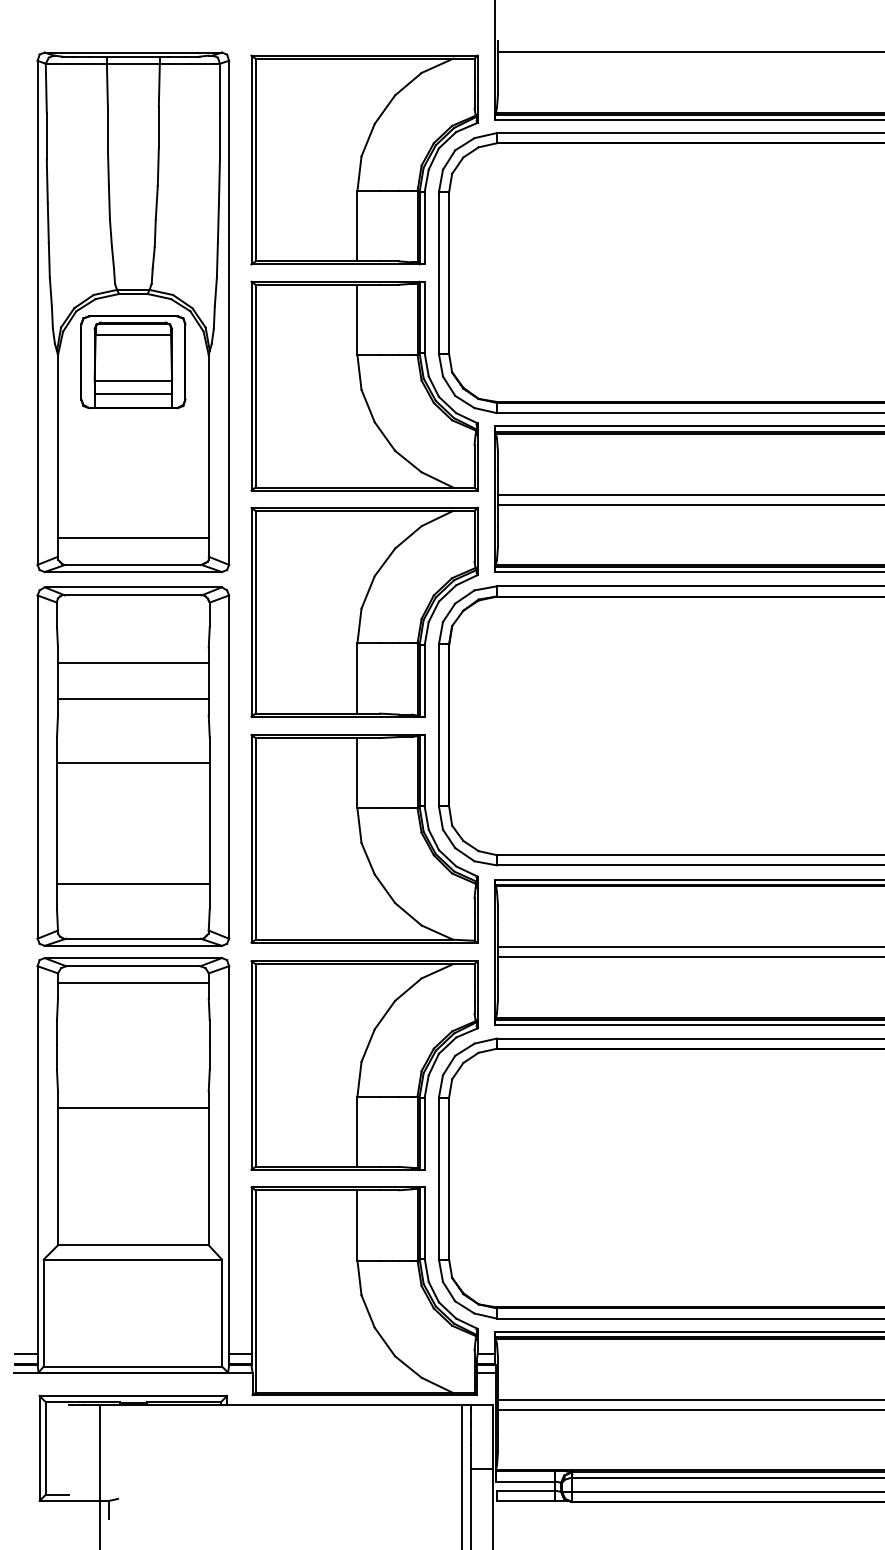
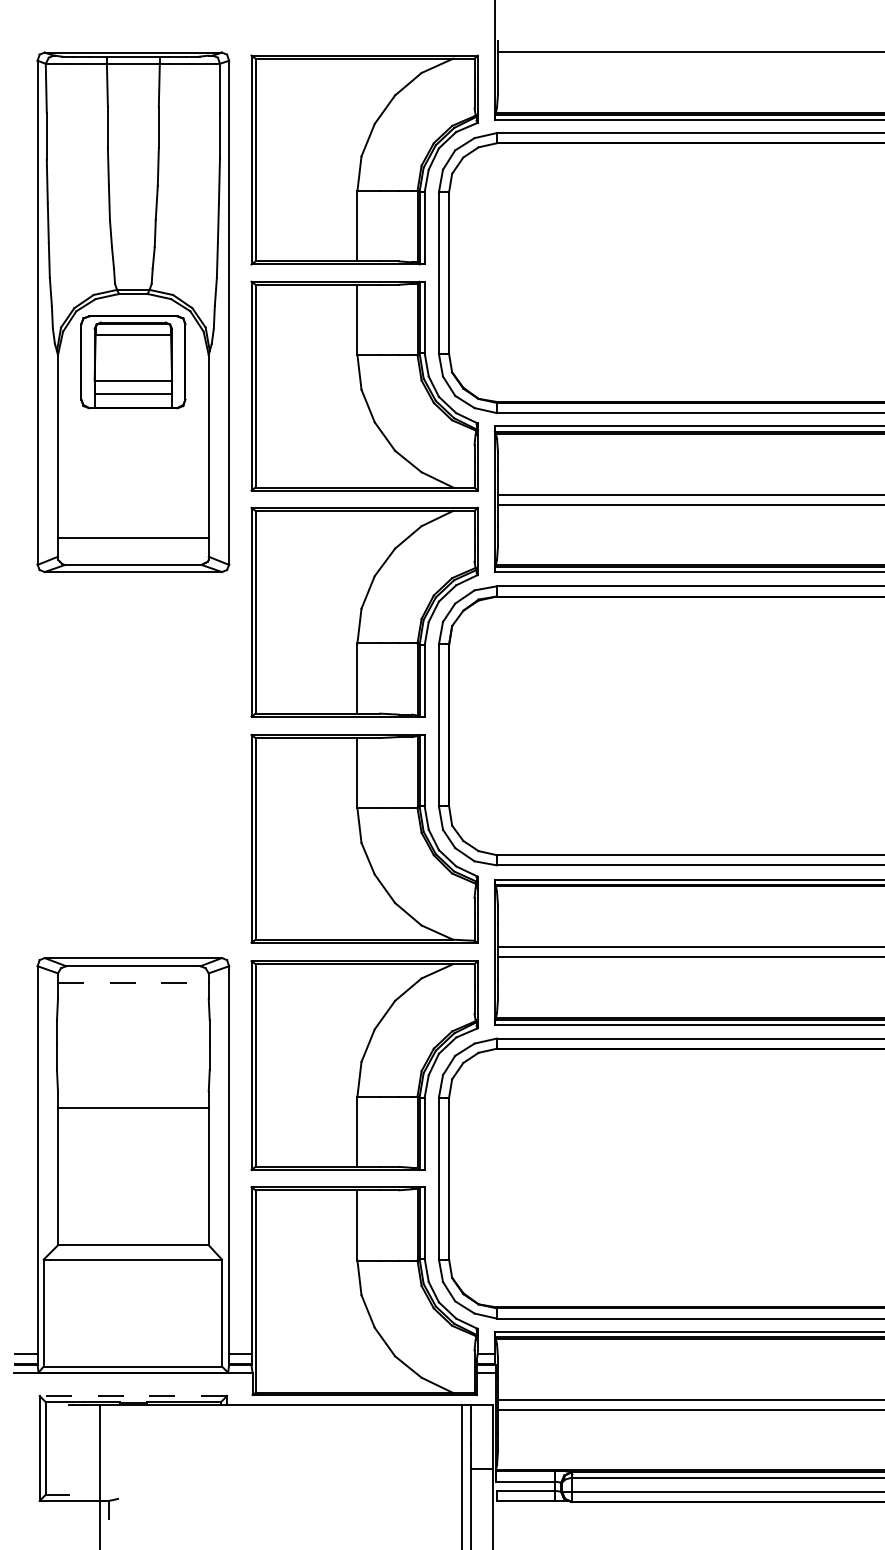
part: present -> none (133, 766)
line: solid -> dashed (133, 982)
line: solid -> dashed (133, 1396)
